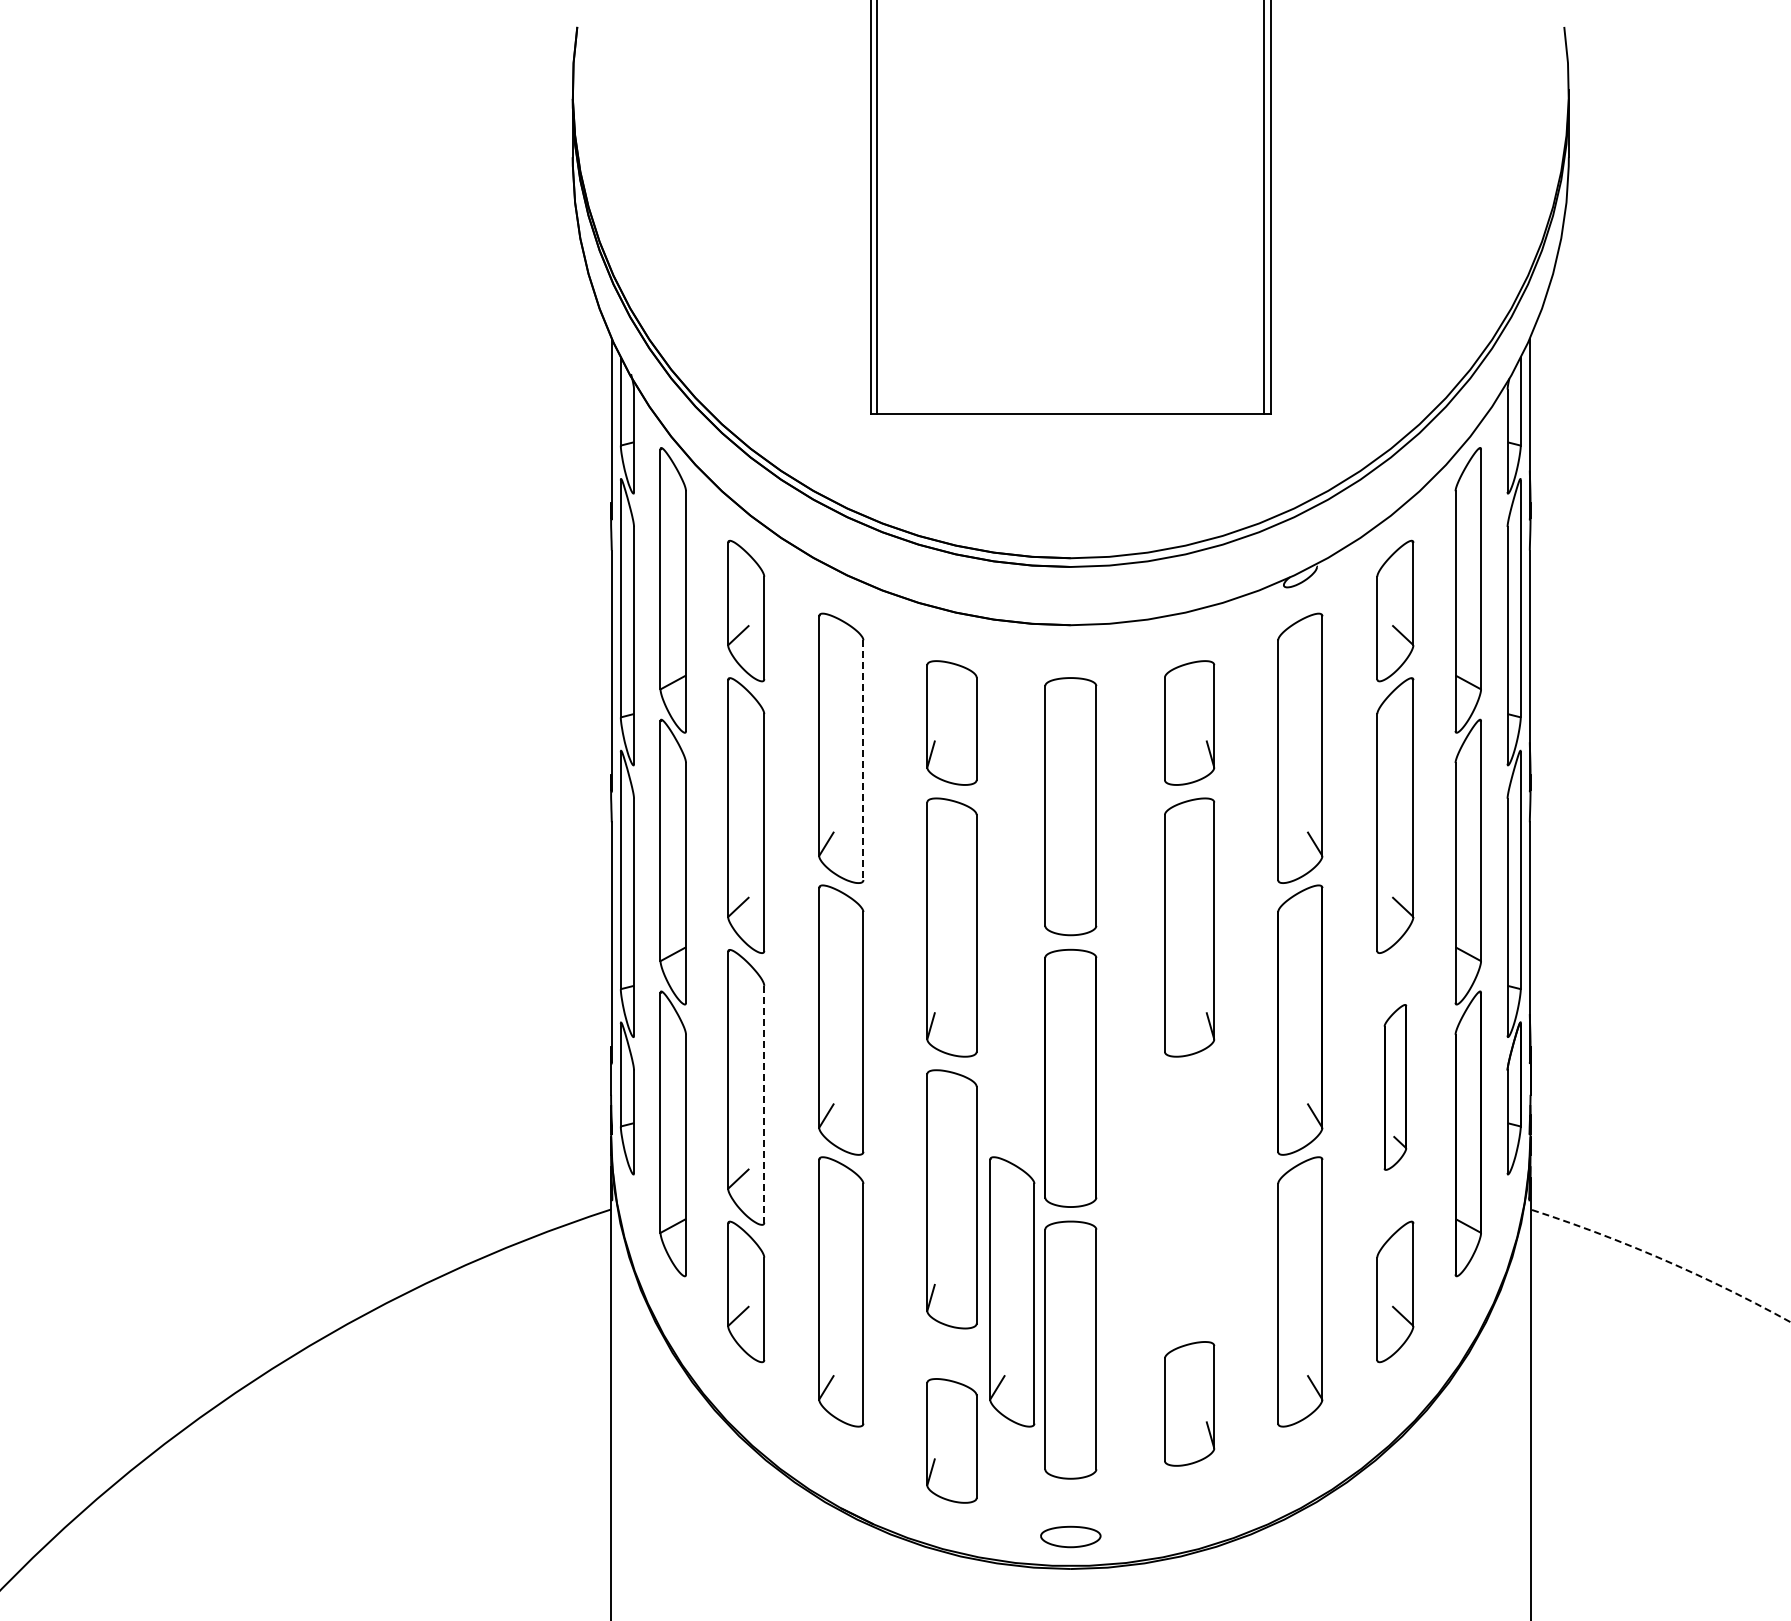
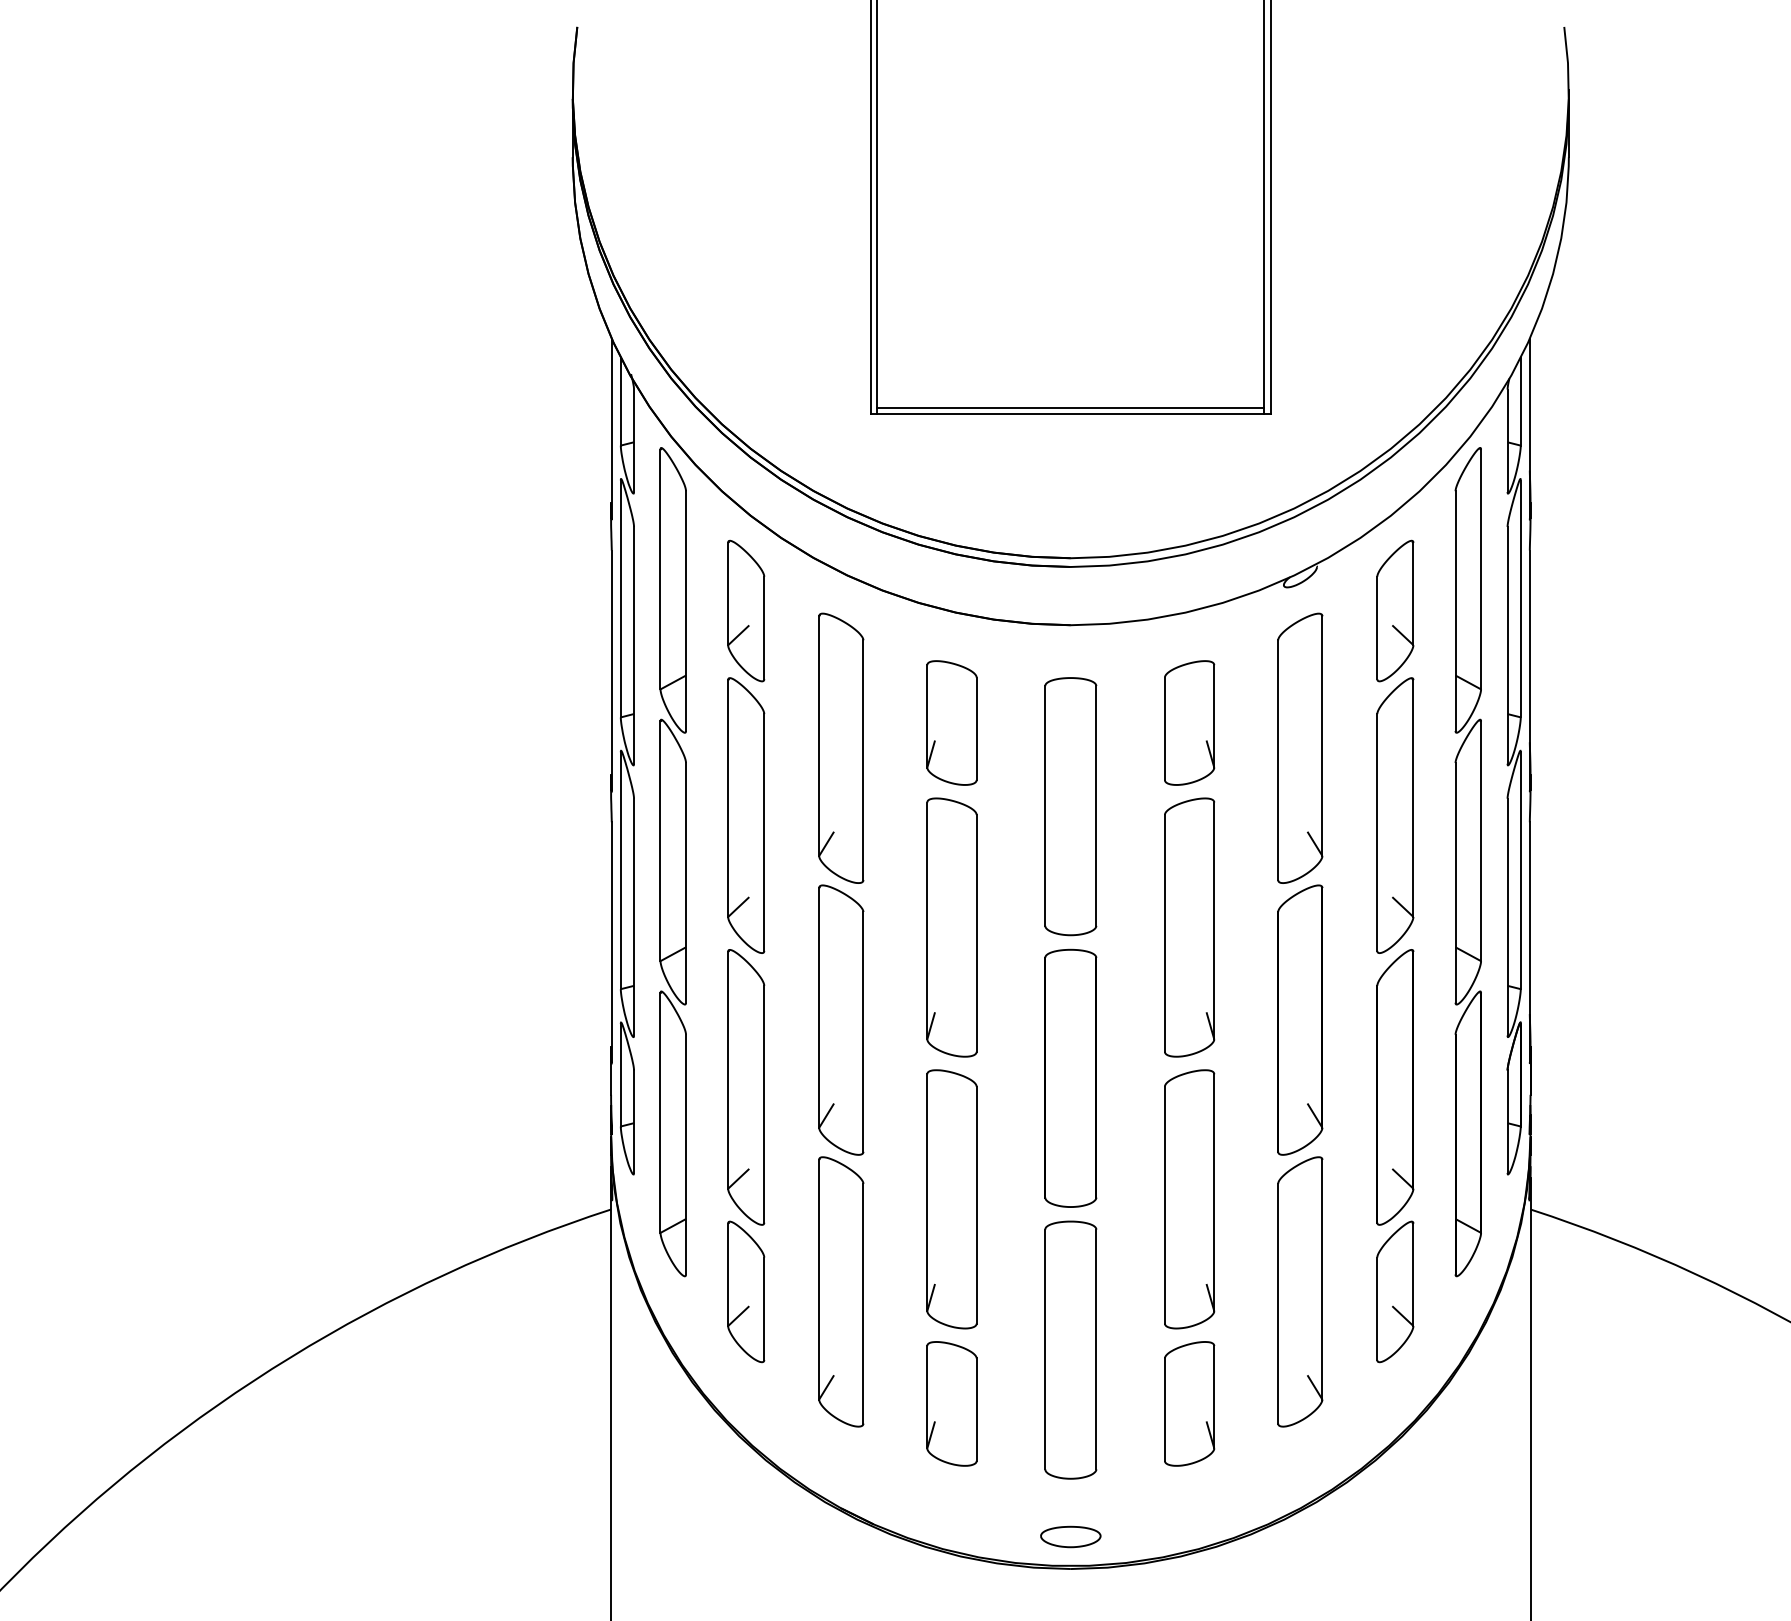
line: none -> present (1070, 408)
line: dashed -> solid (863, 760)
part size: 25x167 px -> 39x277 px (1395, 1087)
line: dashed -> solid (764, 1104)
part: none -> present (1189, 1199)
arc: dashed -> solid (1663, 1259)
part: present -> none (1012, 1291)
part position: (951, 1440) -> (951, 1403) (951, 1403)
